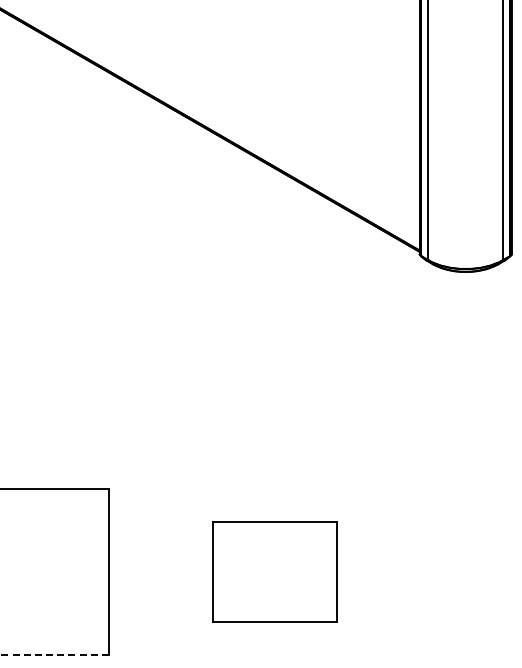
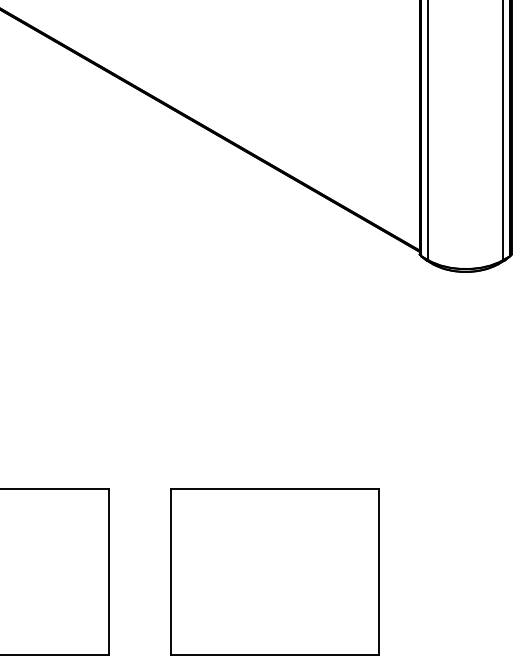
part size: 126x102 px -> 210x168 px (274, 571)
line: dashed -> solid (54, 655)
